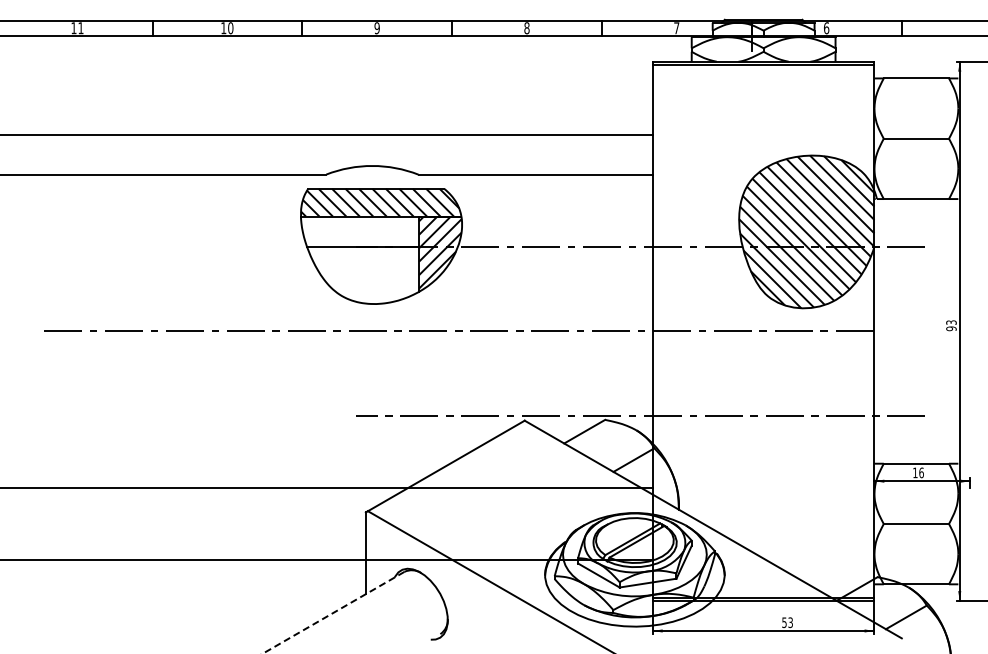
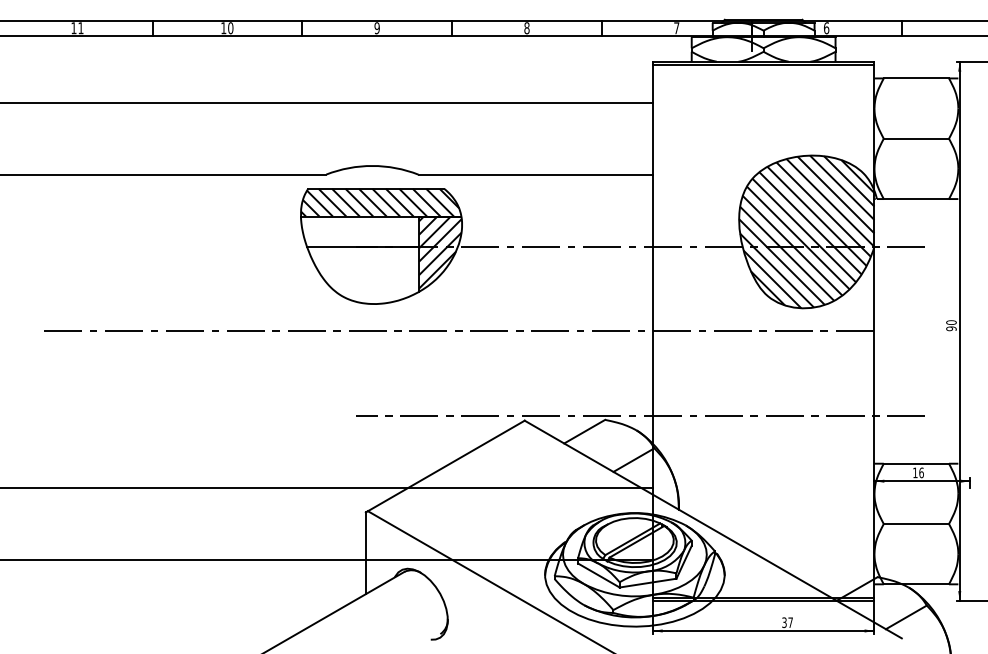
line position: (327, 134) -> (327, 102) (327, 102)
text: 93 -> 90 (951, 322)
line: dashed -> solid (333, 612)
text: 53 -> 37 (787, 622)
